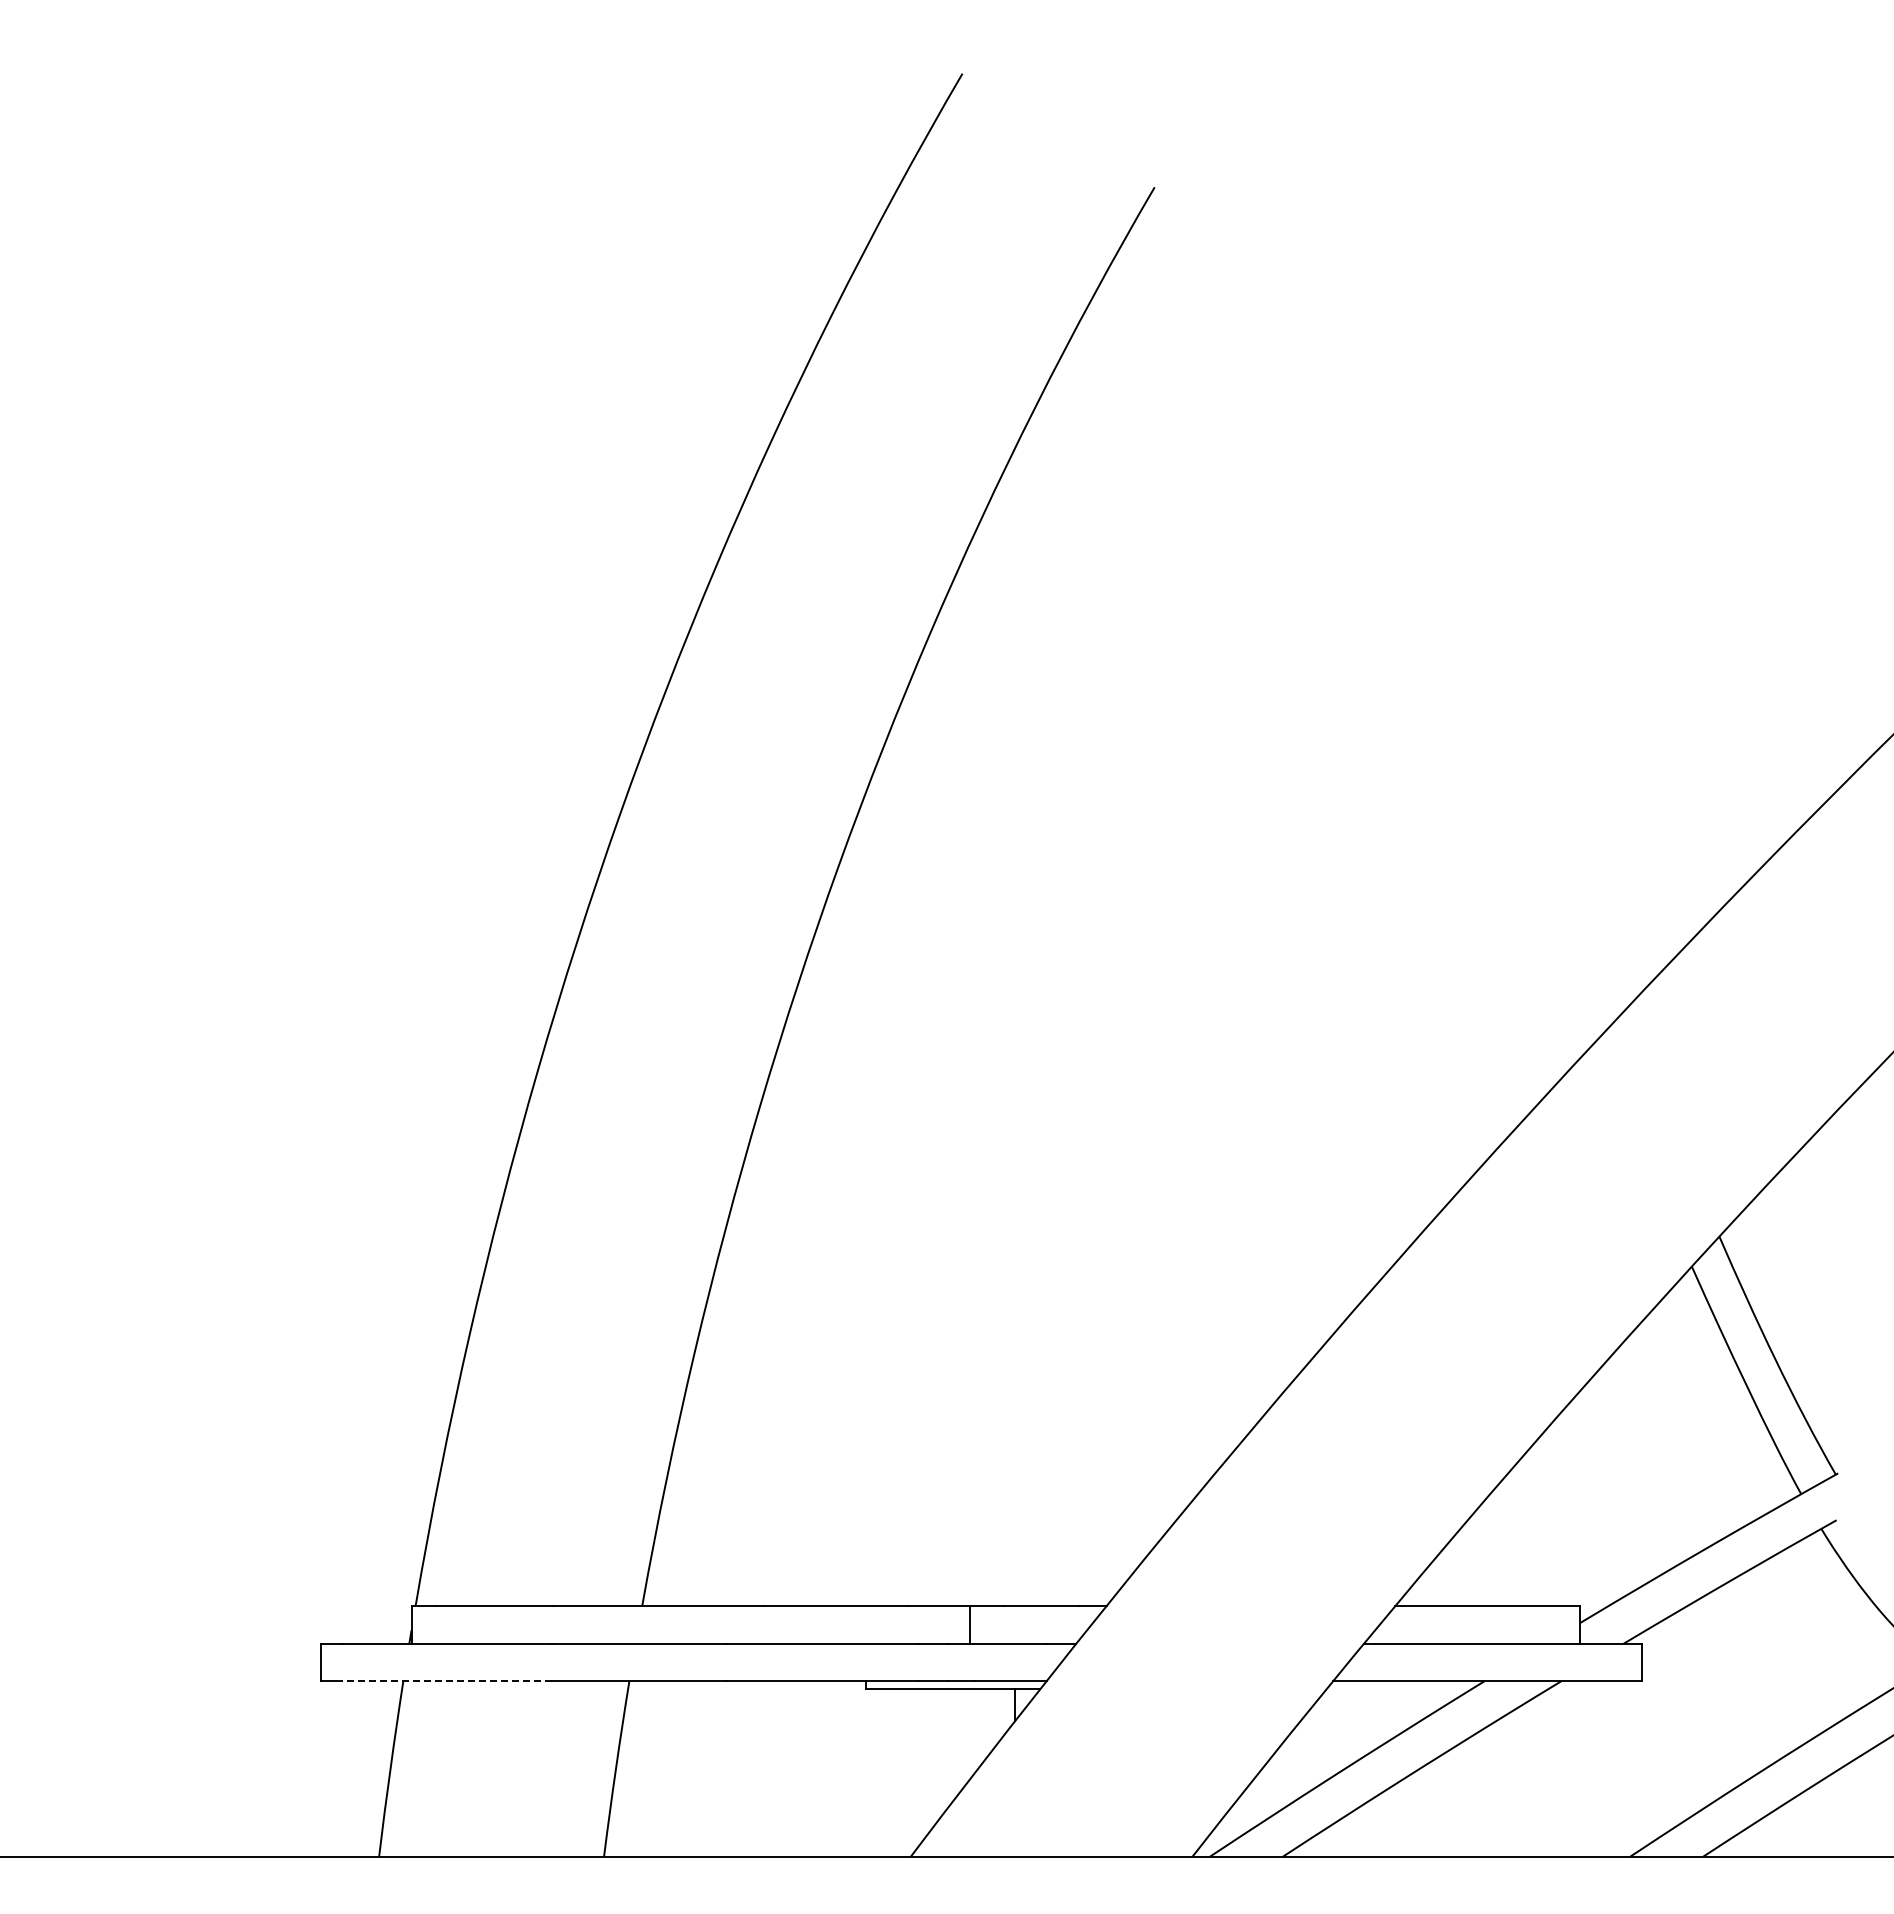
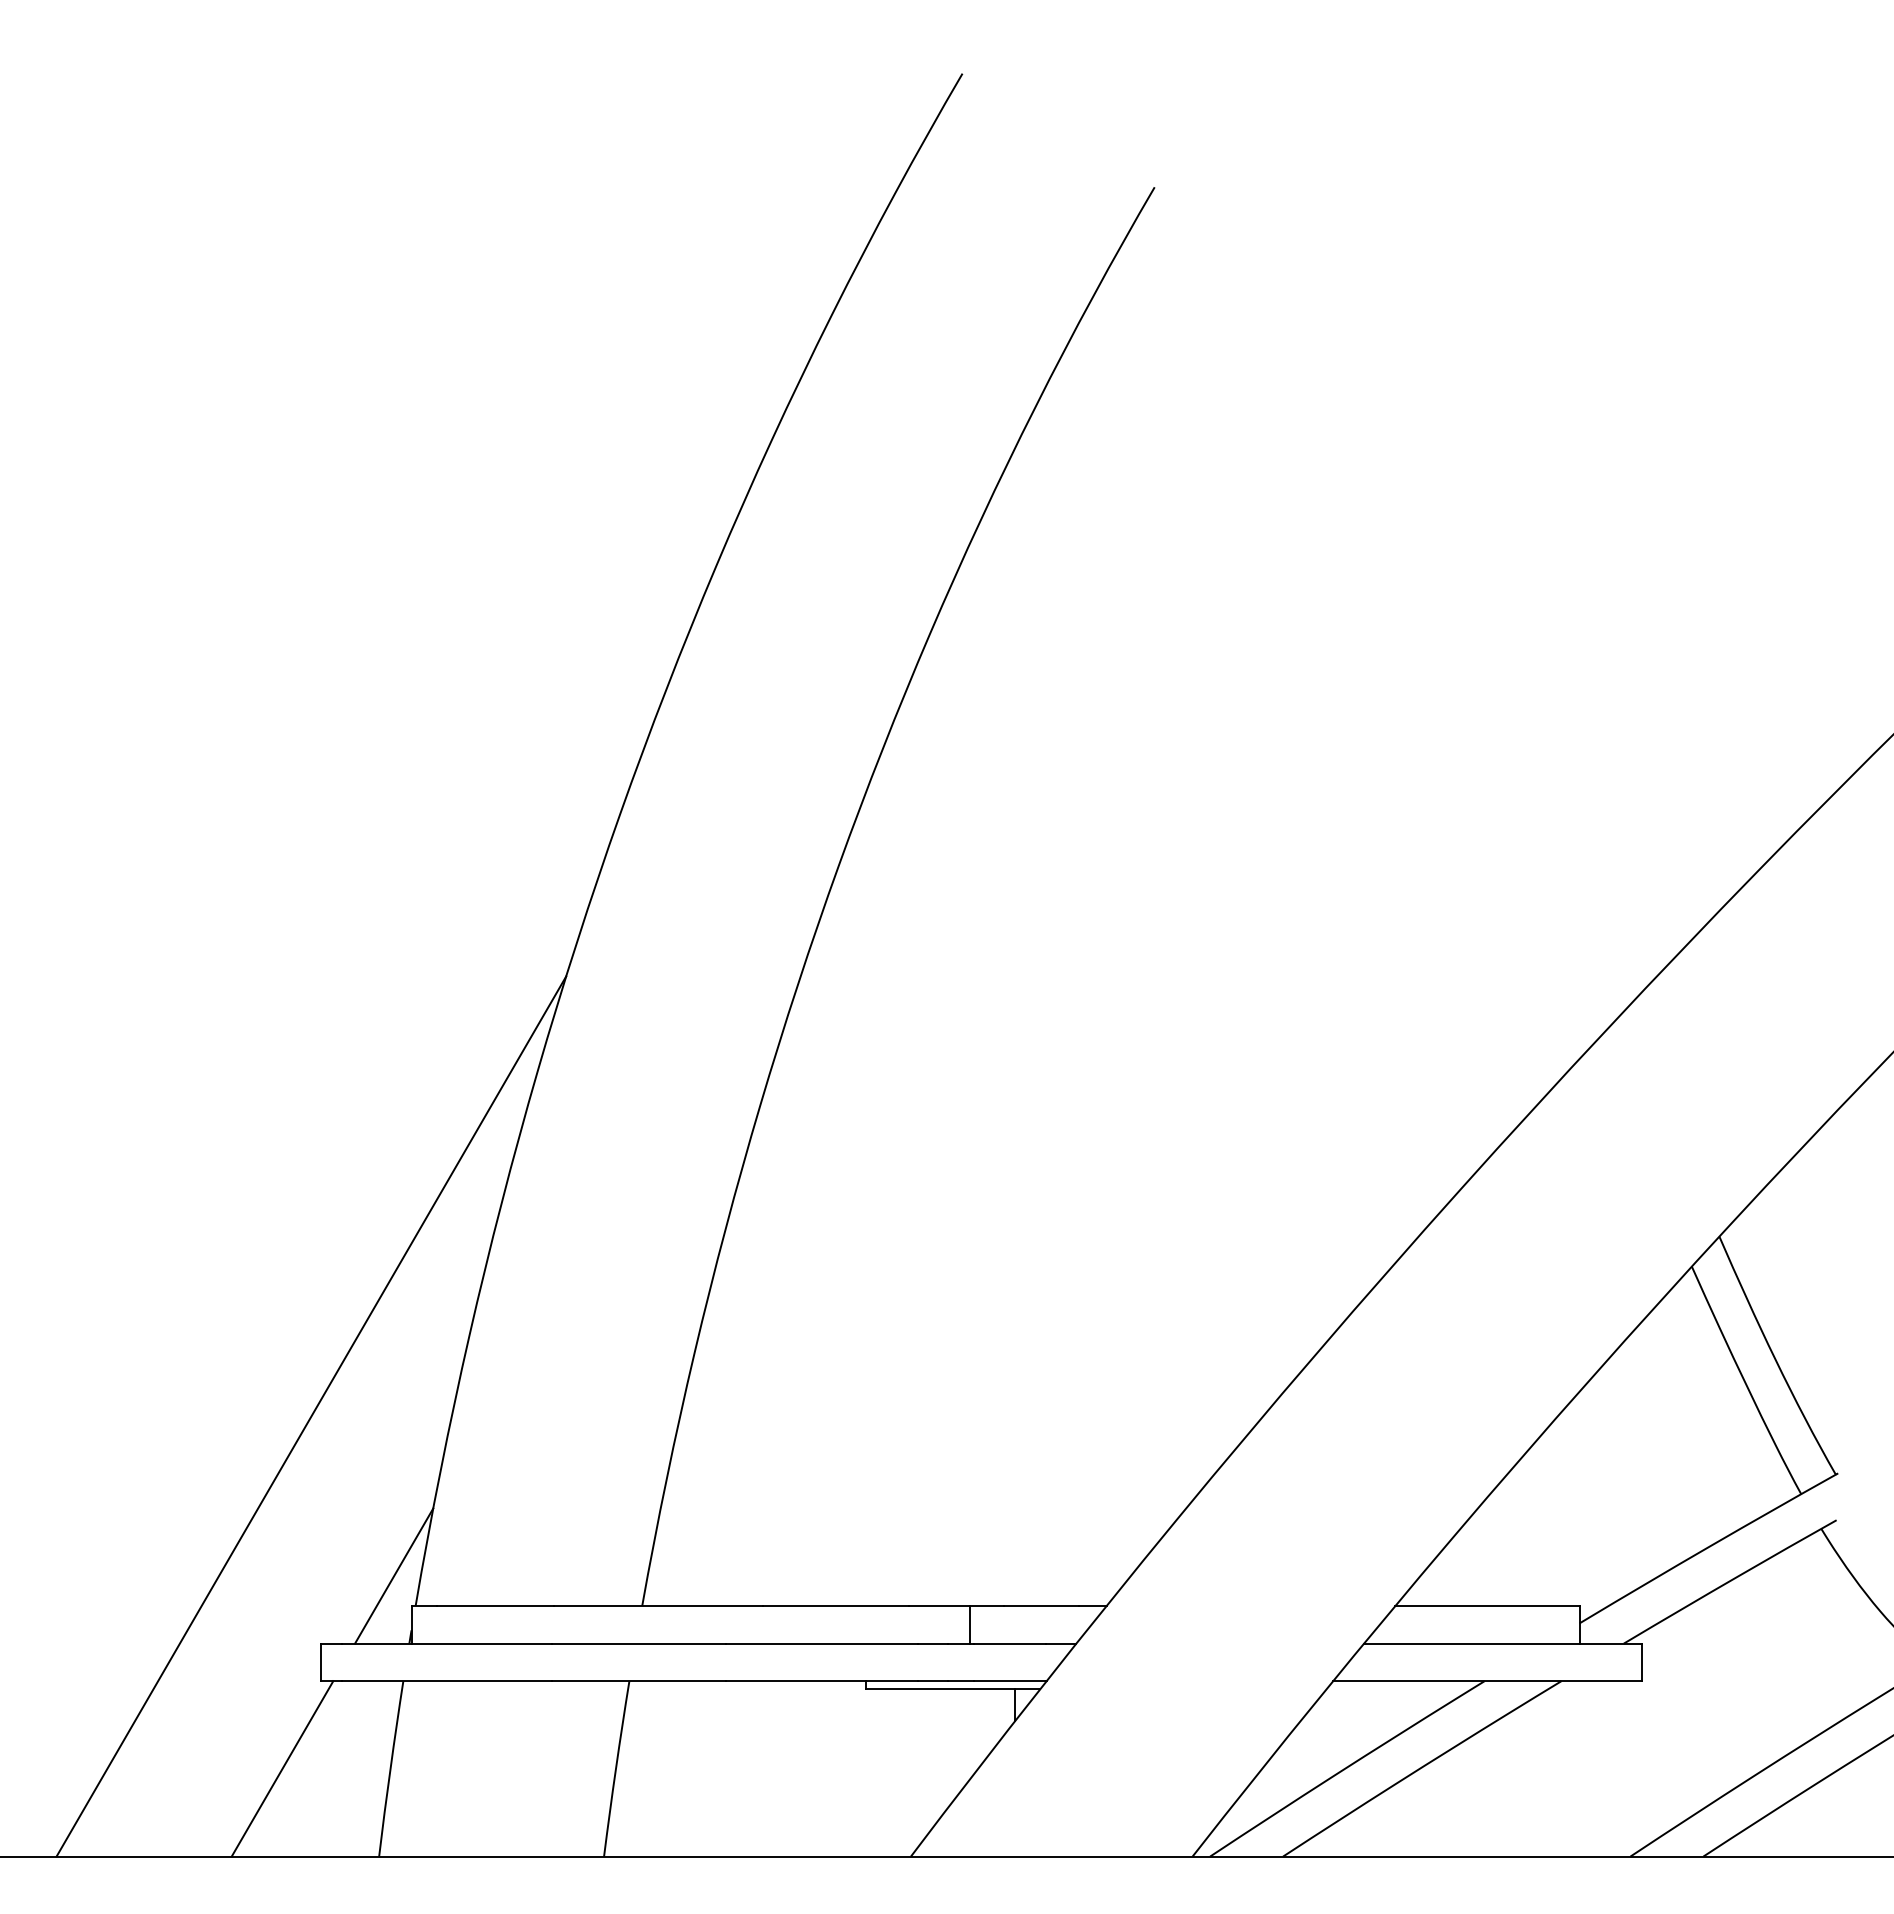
line: none -> present (311, 1416)
line: none -> present (394, 1575)
line: dashed -> solid (446, 1681)
line: none -> present (282, 1768)
